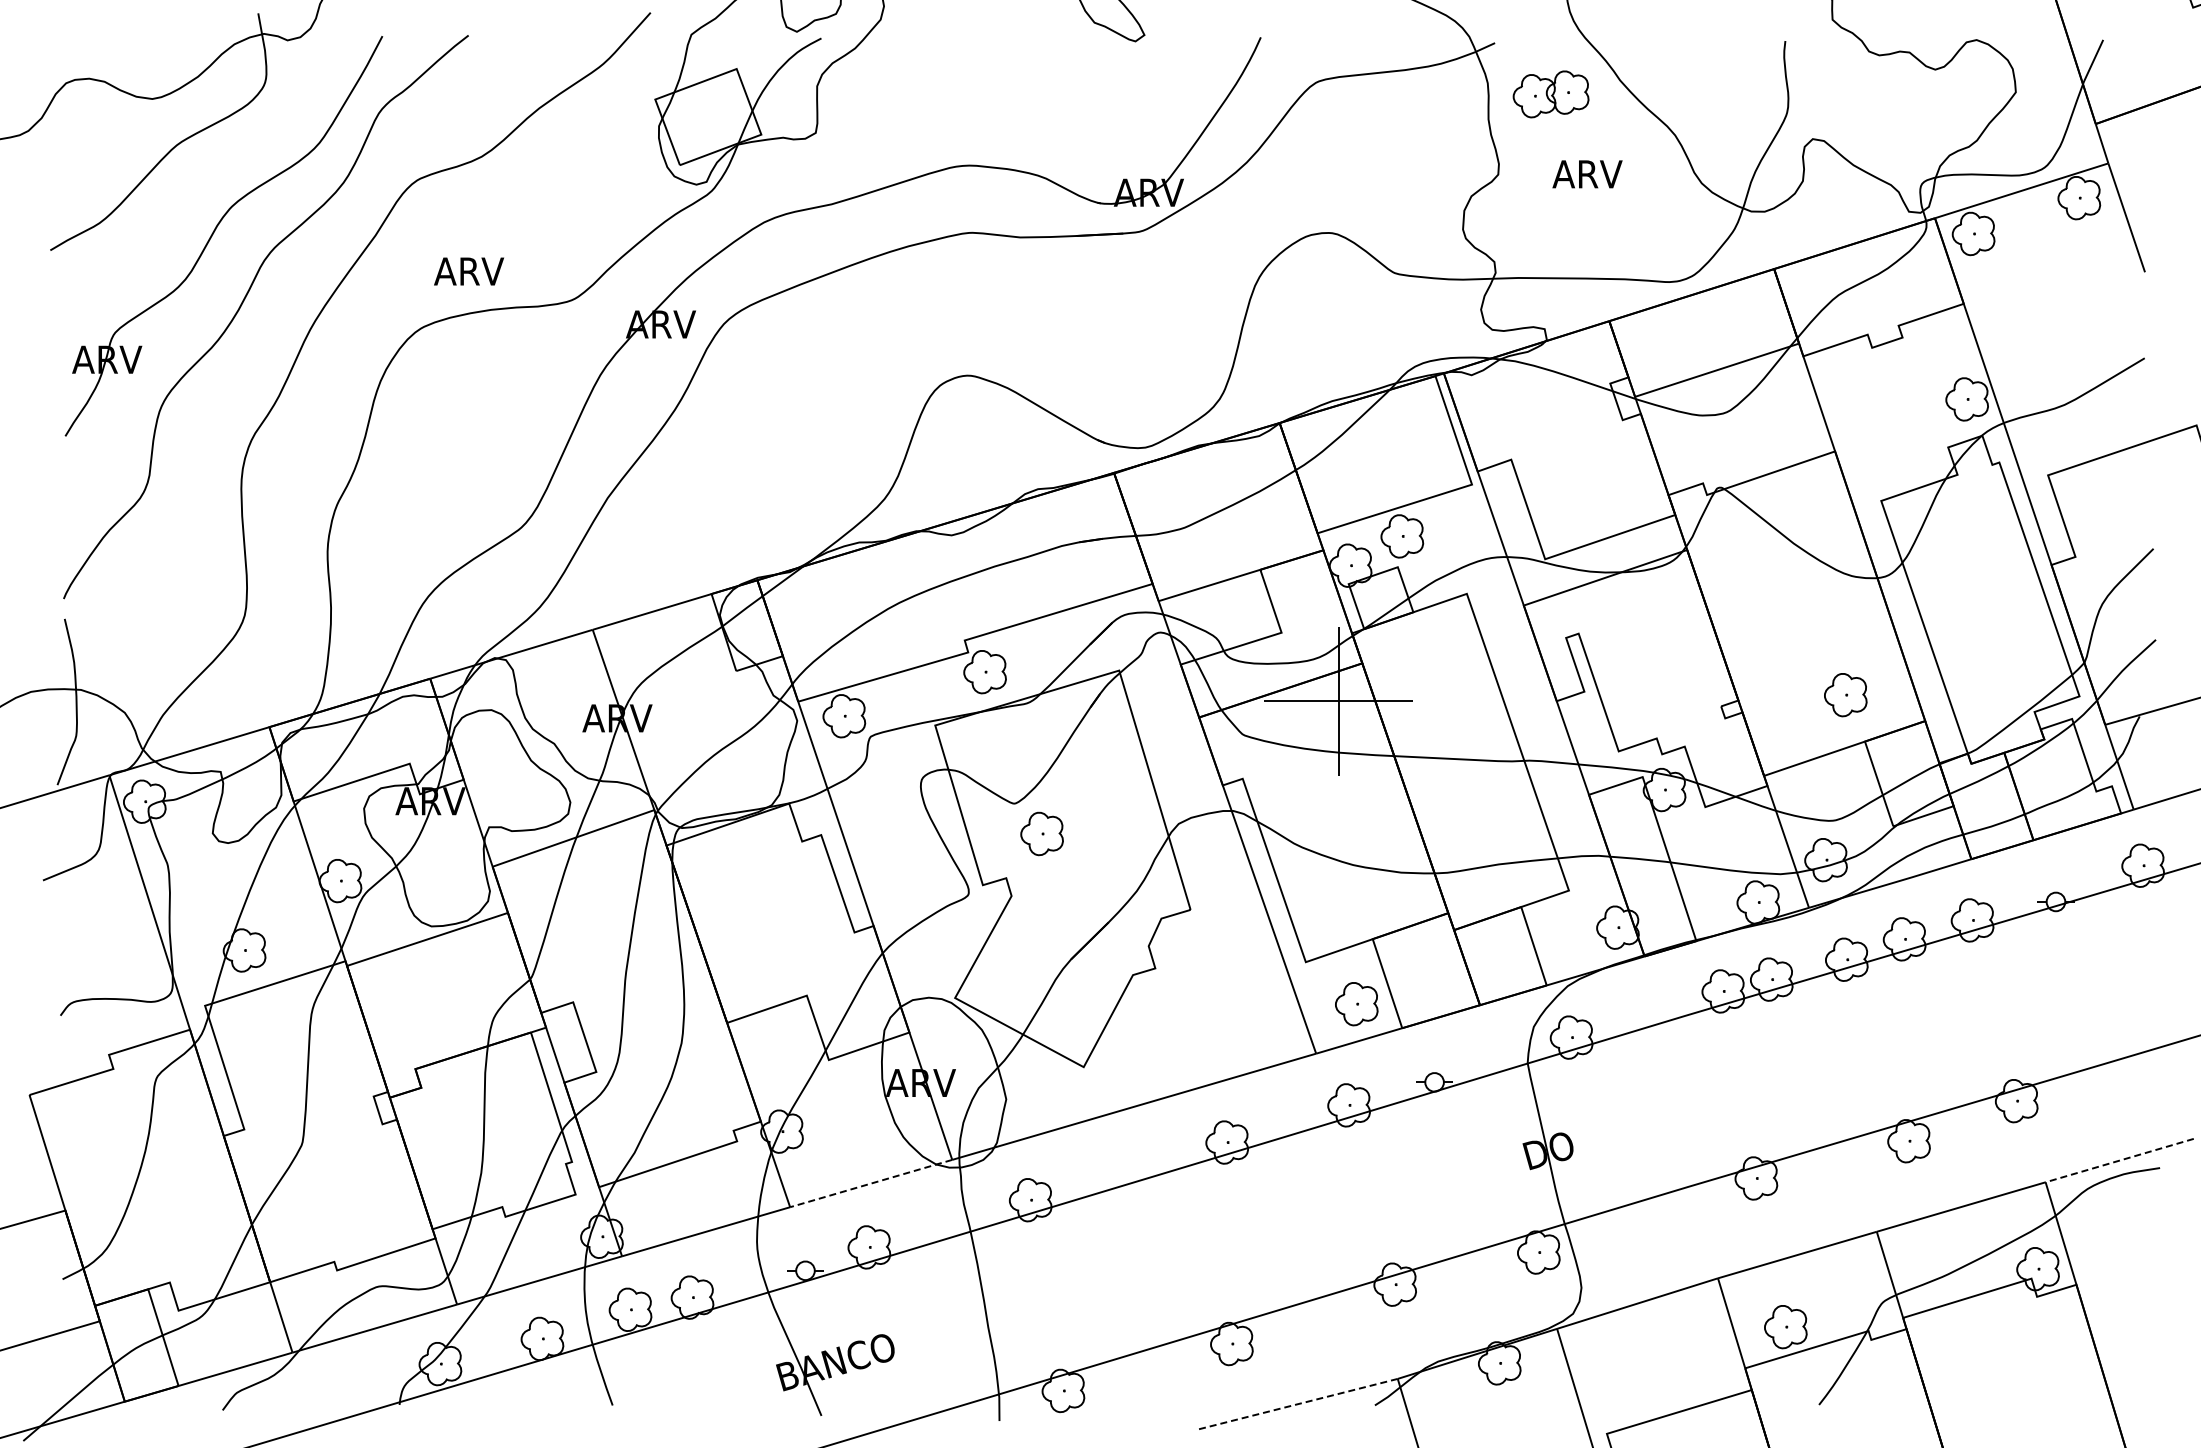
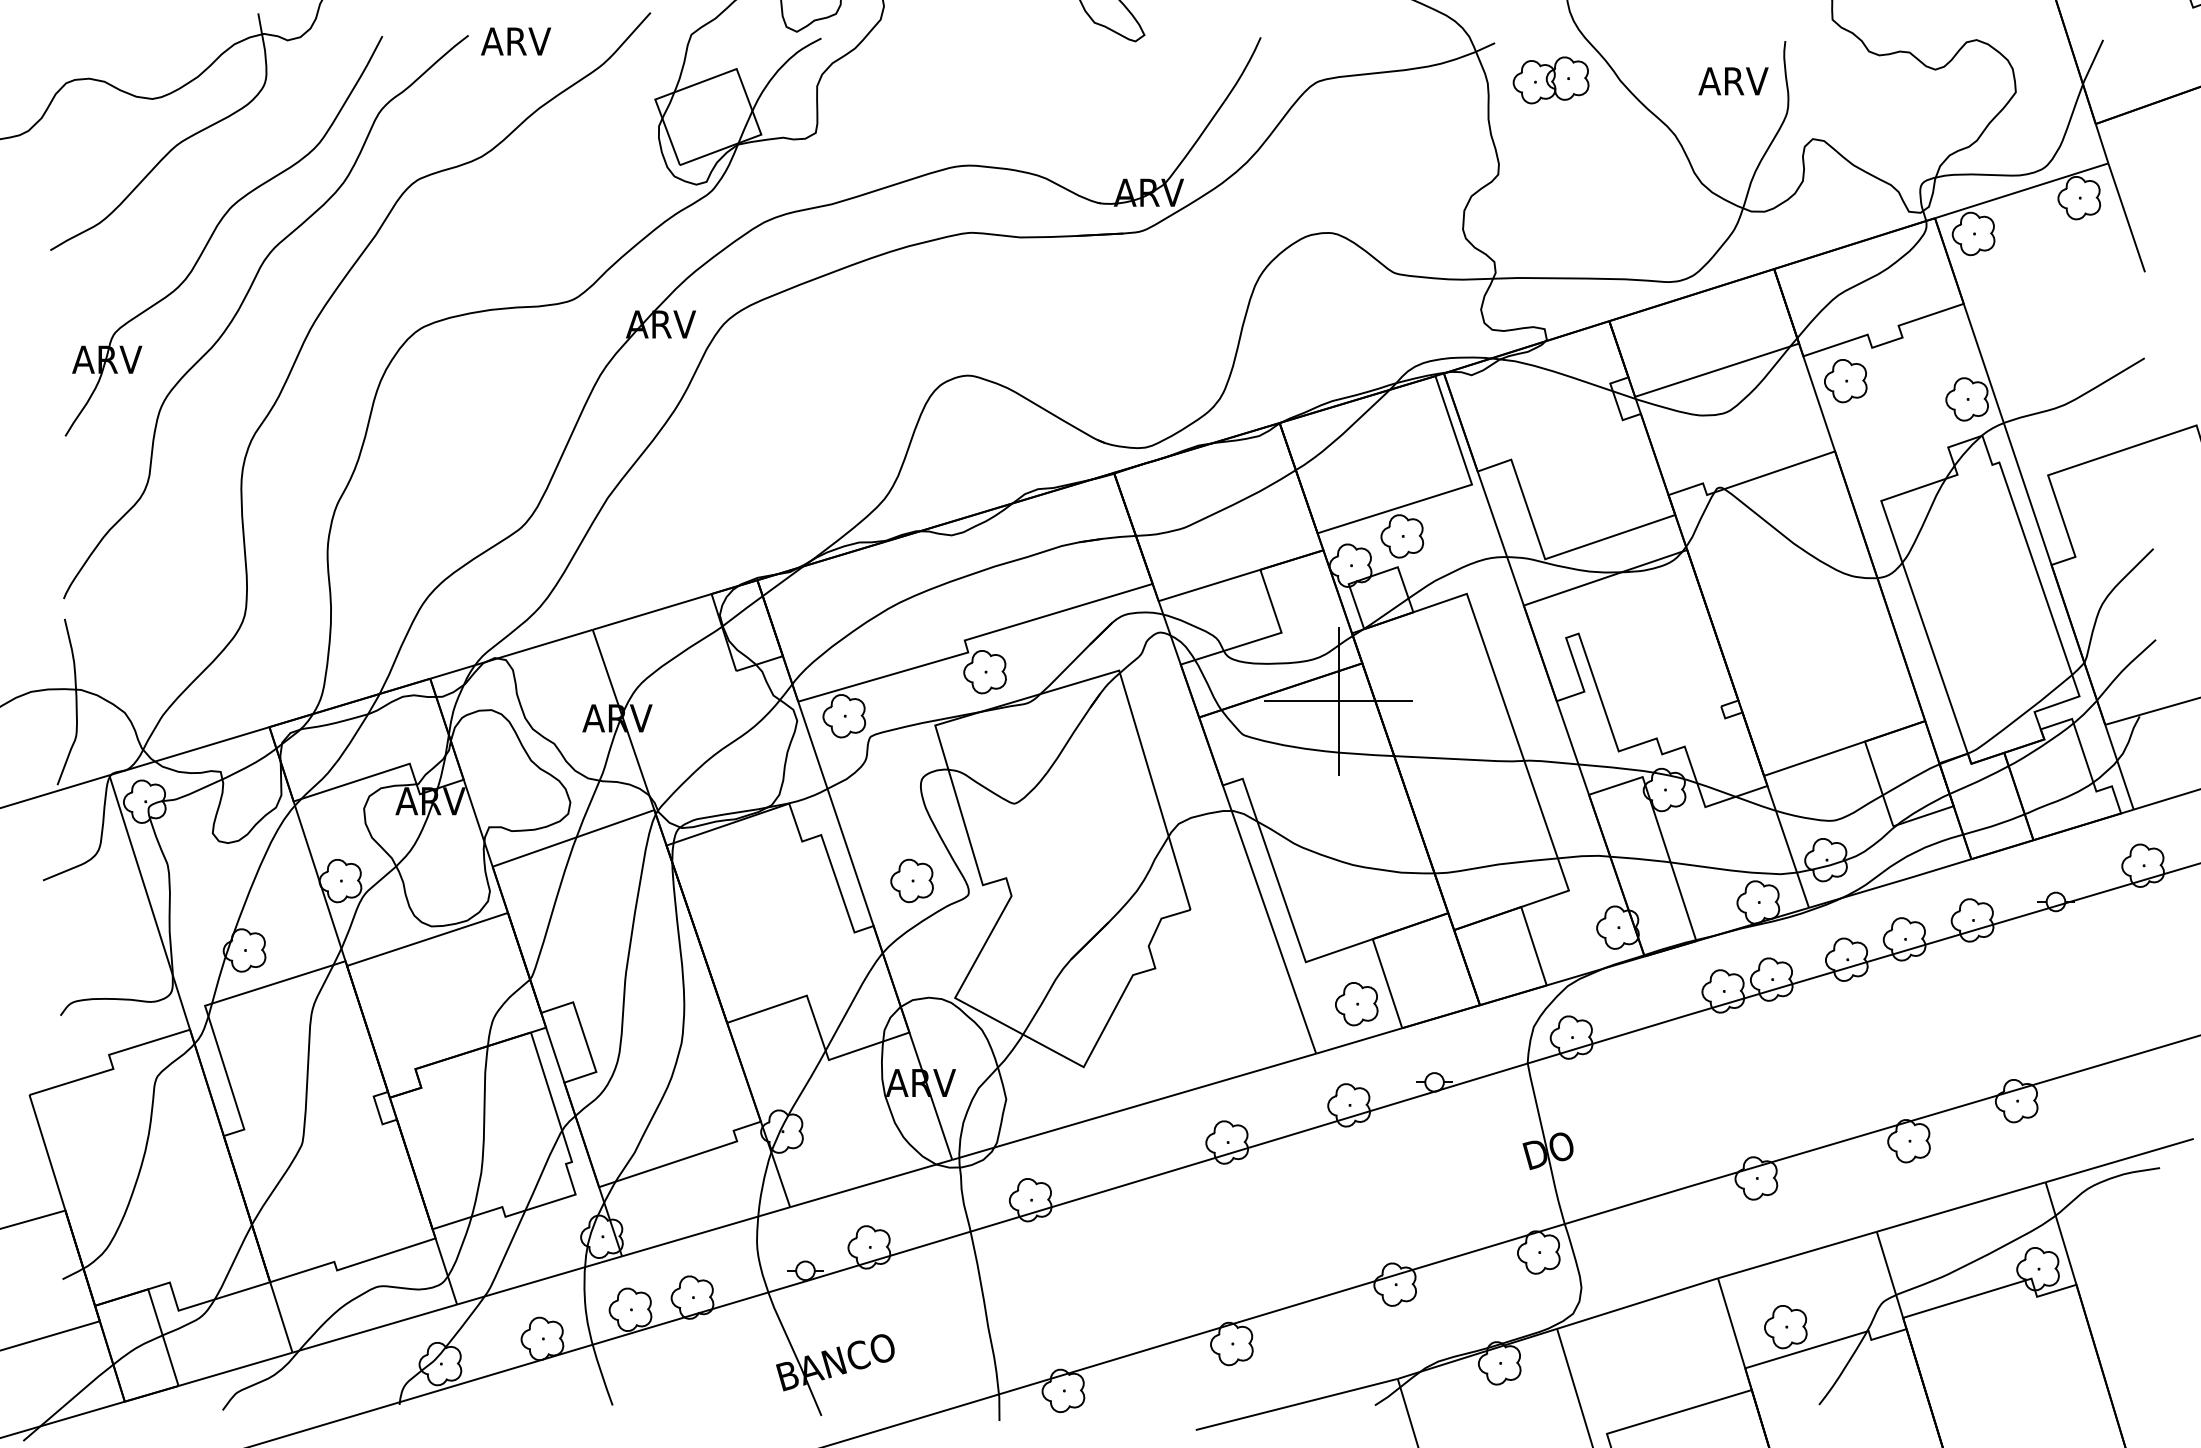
part position: (1550, 94) -> (1550, 80) (1550, 80)
text position: (1587, 174) -> (1733, 81) (1733, 81)
text position: (468, 271) -> (515, 41) (515, 41)
part position: (1845, 695) -> (1845, 381) (1845, 381)
part position: (1041, 833) -> (911, 880) (911, 880)
line: dashed -> solid (2119, 1160)
line: dashed -> solid (870, 1183)
line: dashed -> solid (1296, 1404)
